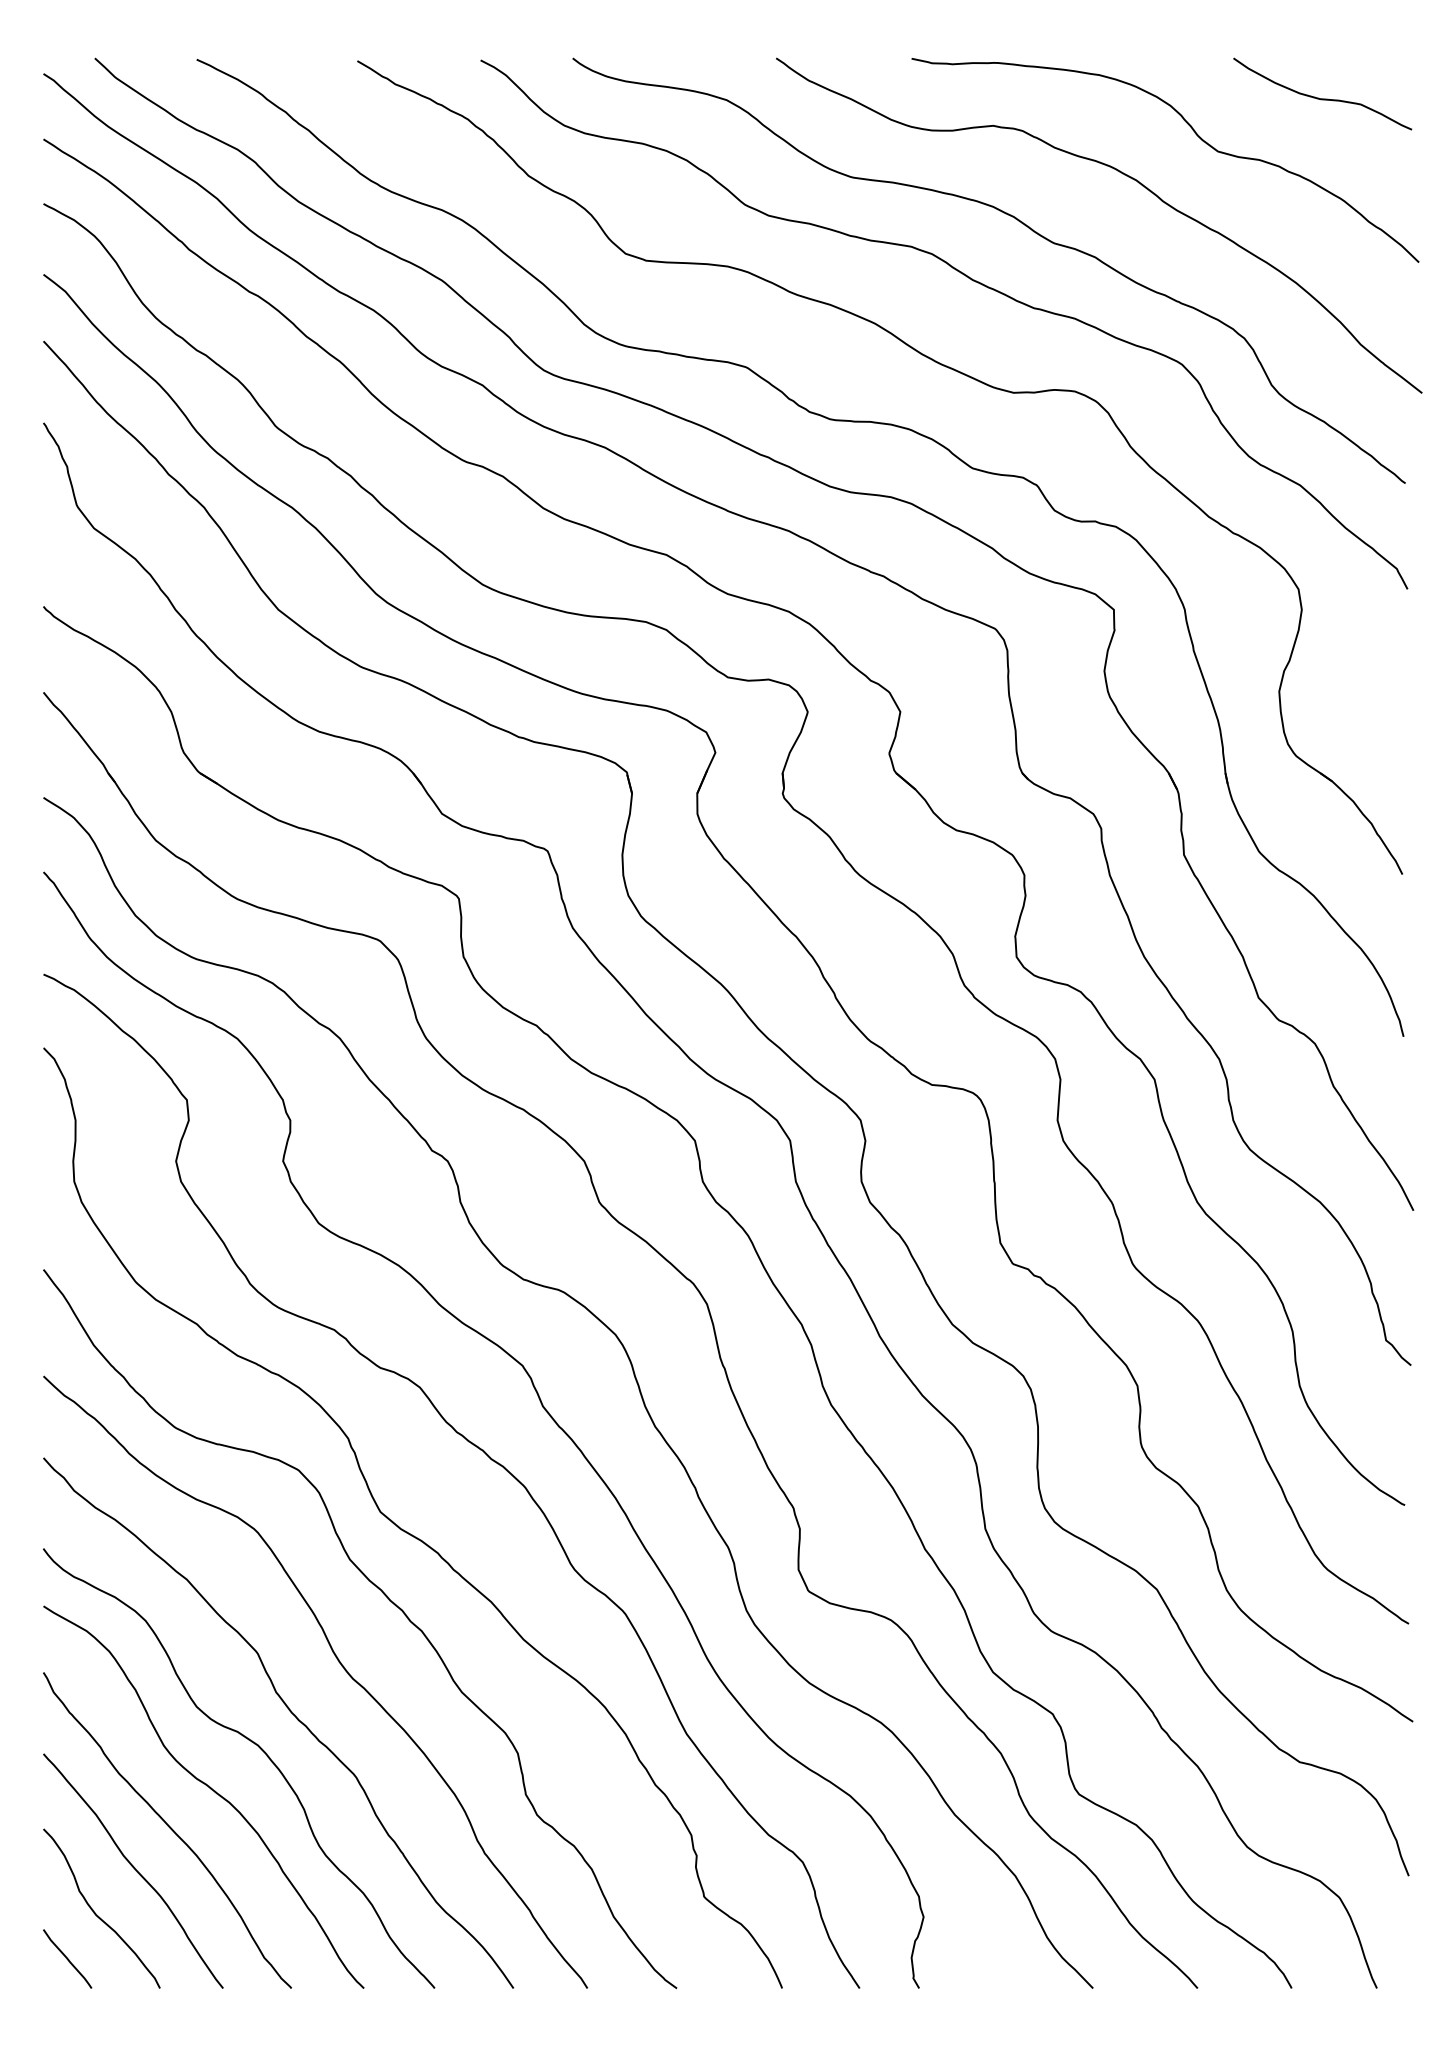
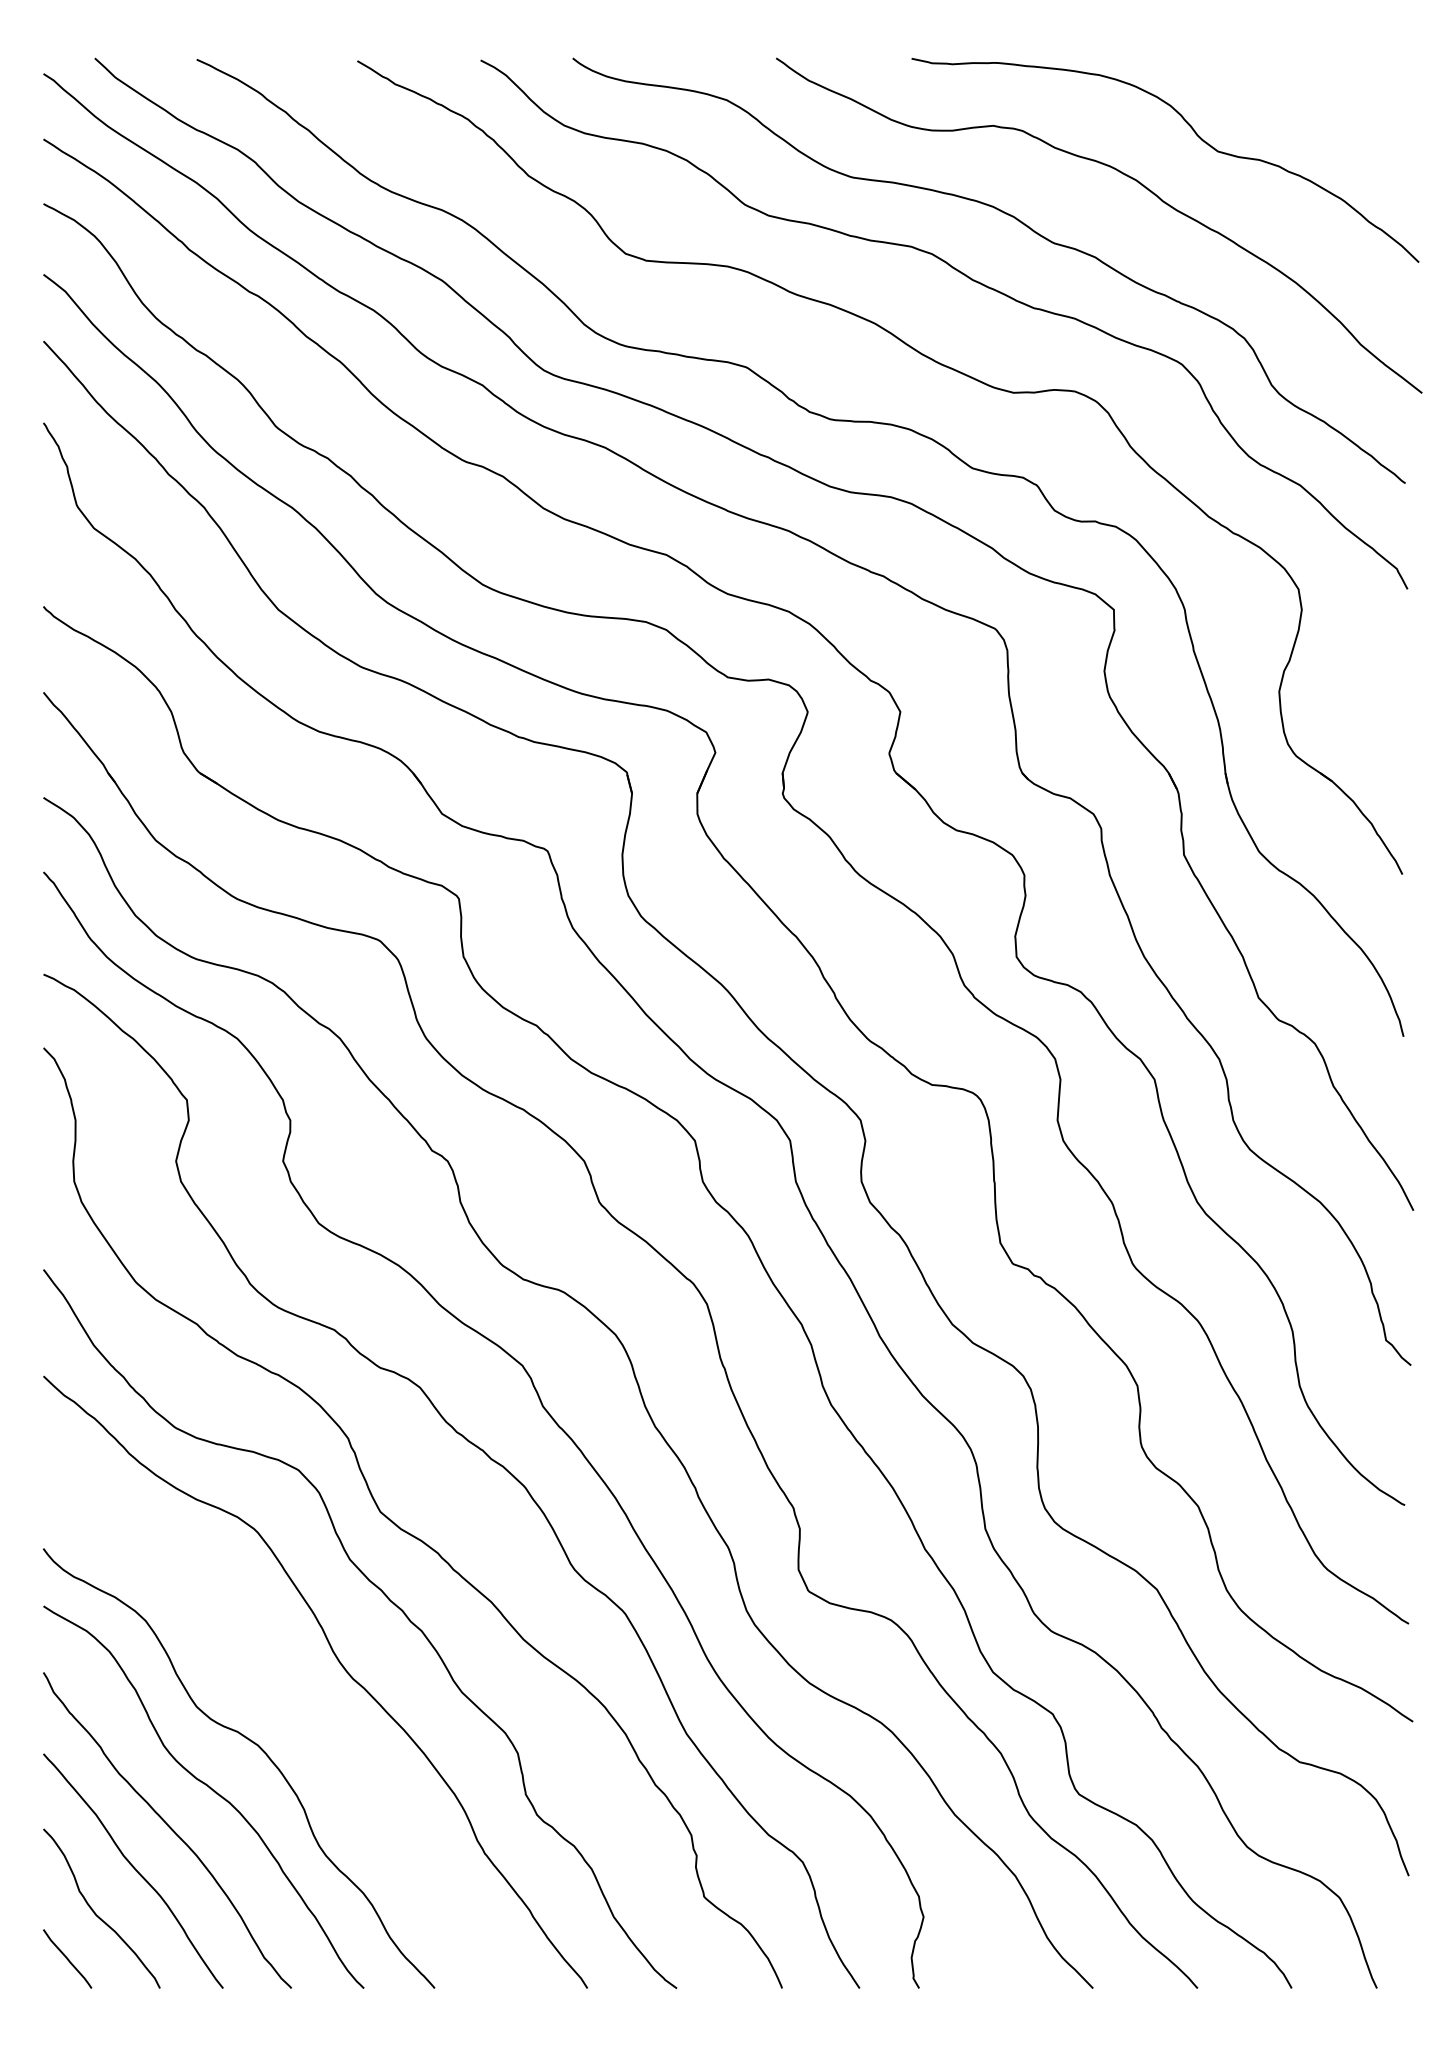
curve: present -> none (1322, 98)
curve: present -> none (289, 1711)
